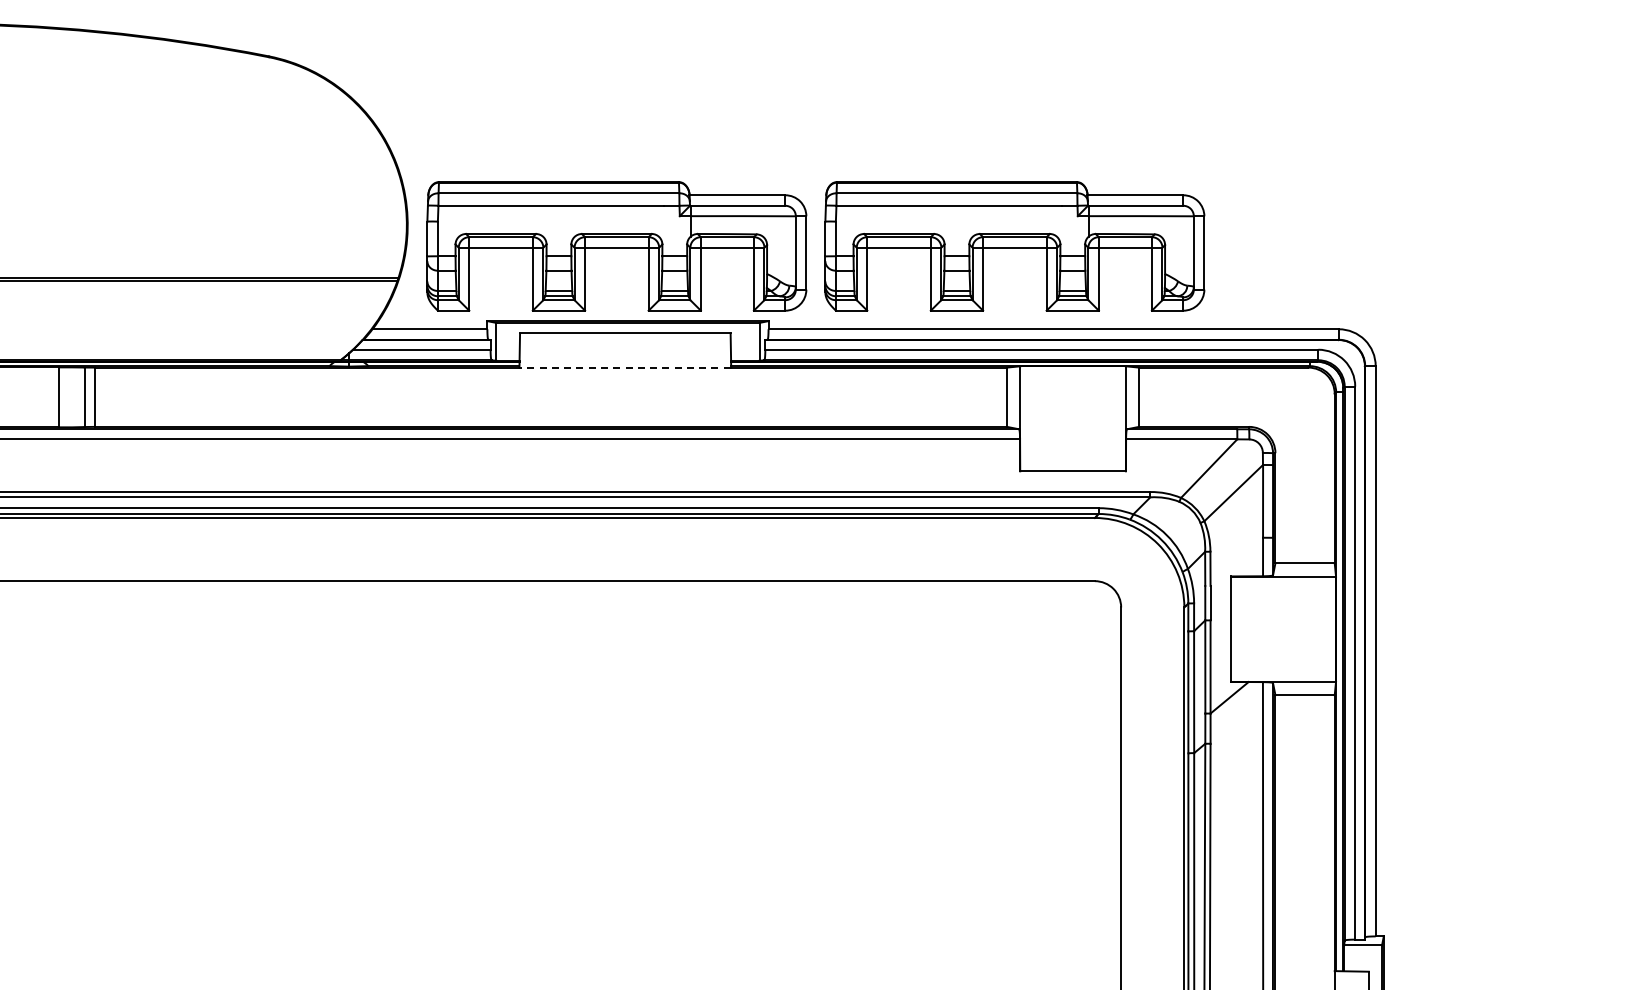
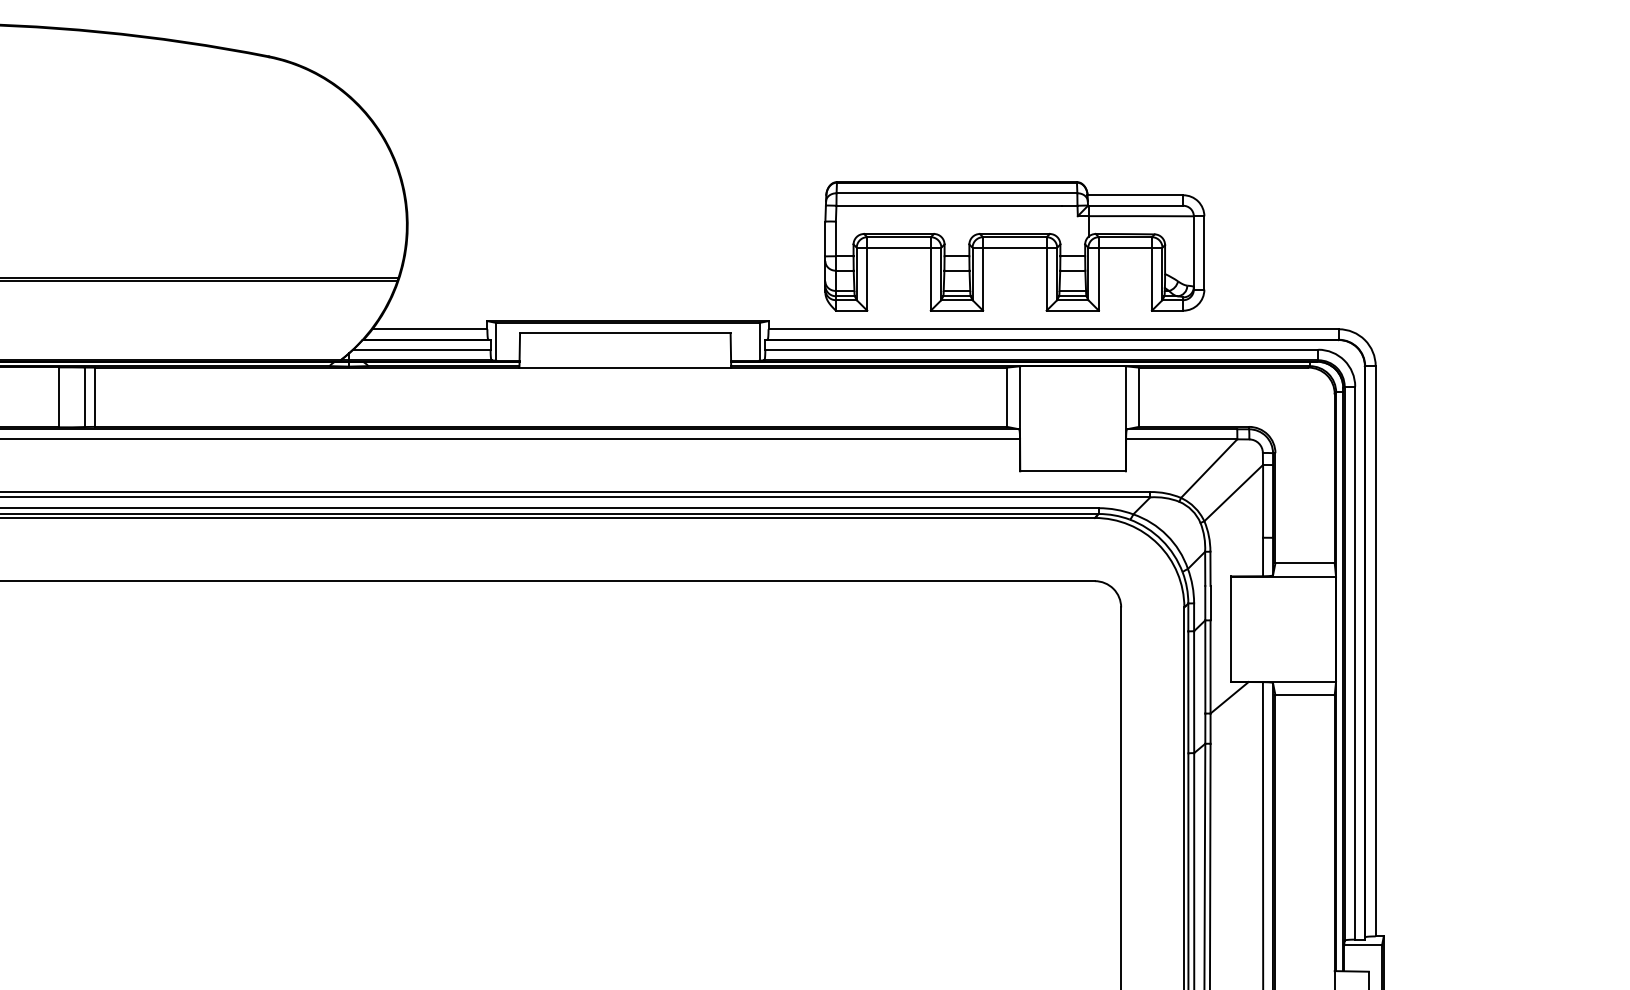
part: present -> none (616, 246)
line: dashed -> solid (625, 367)
